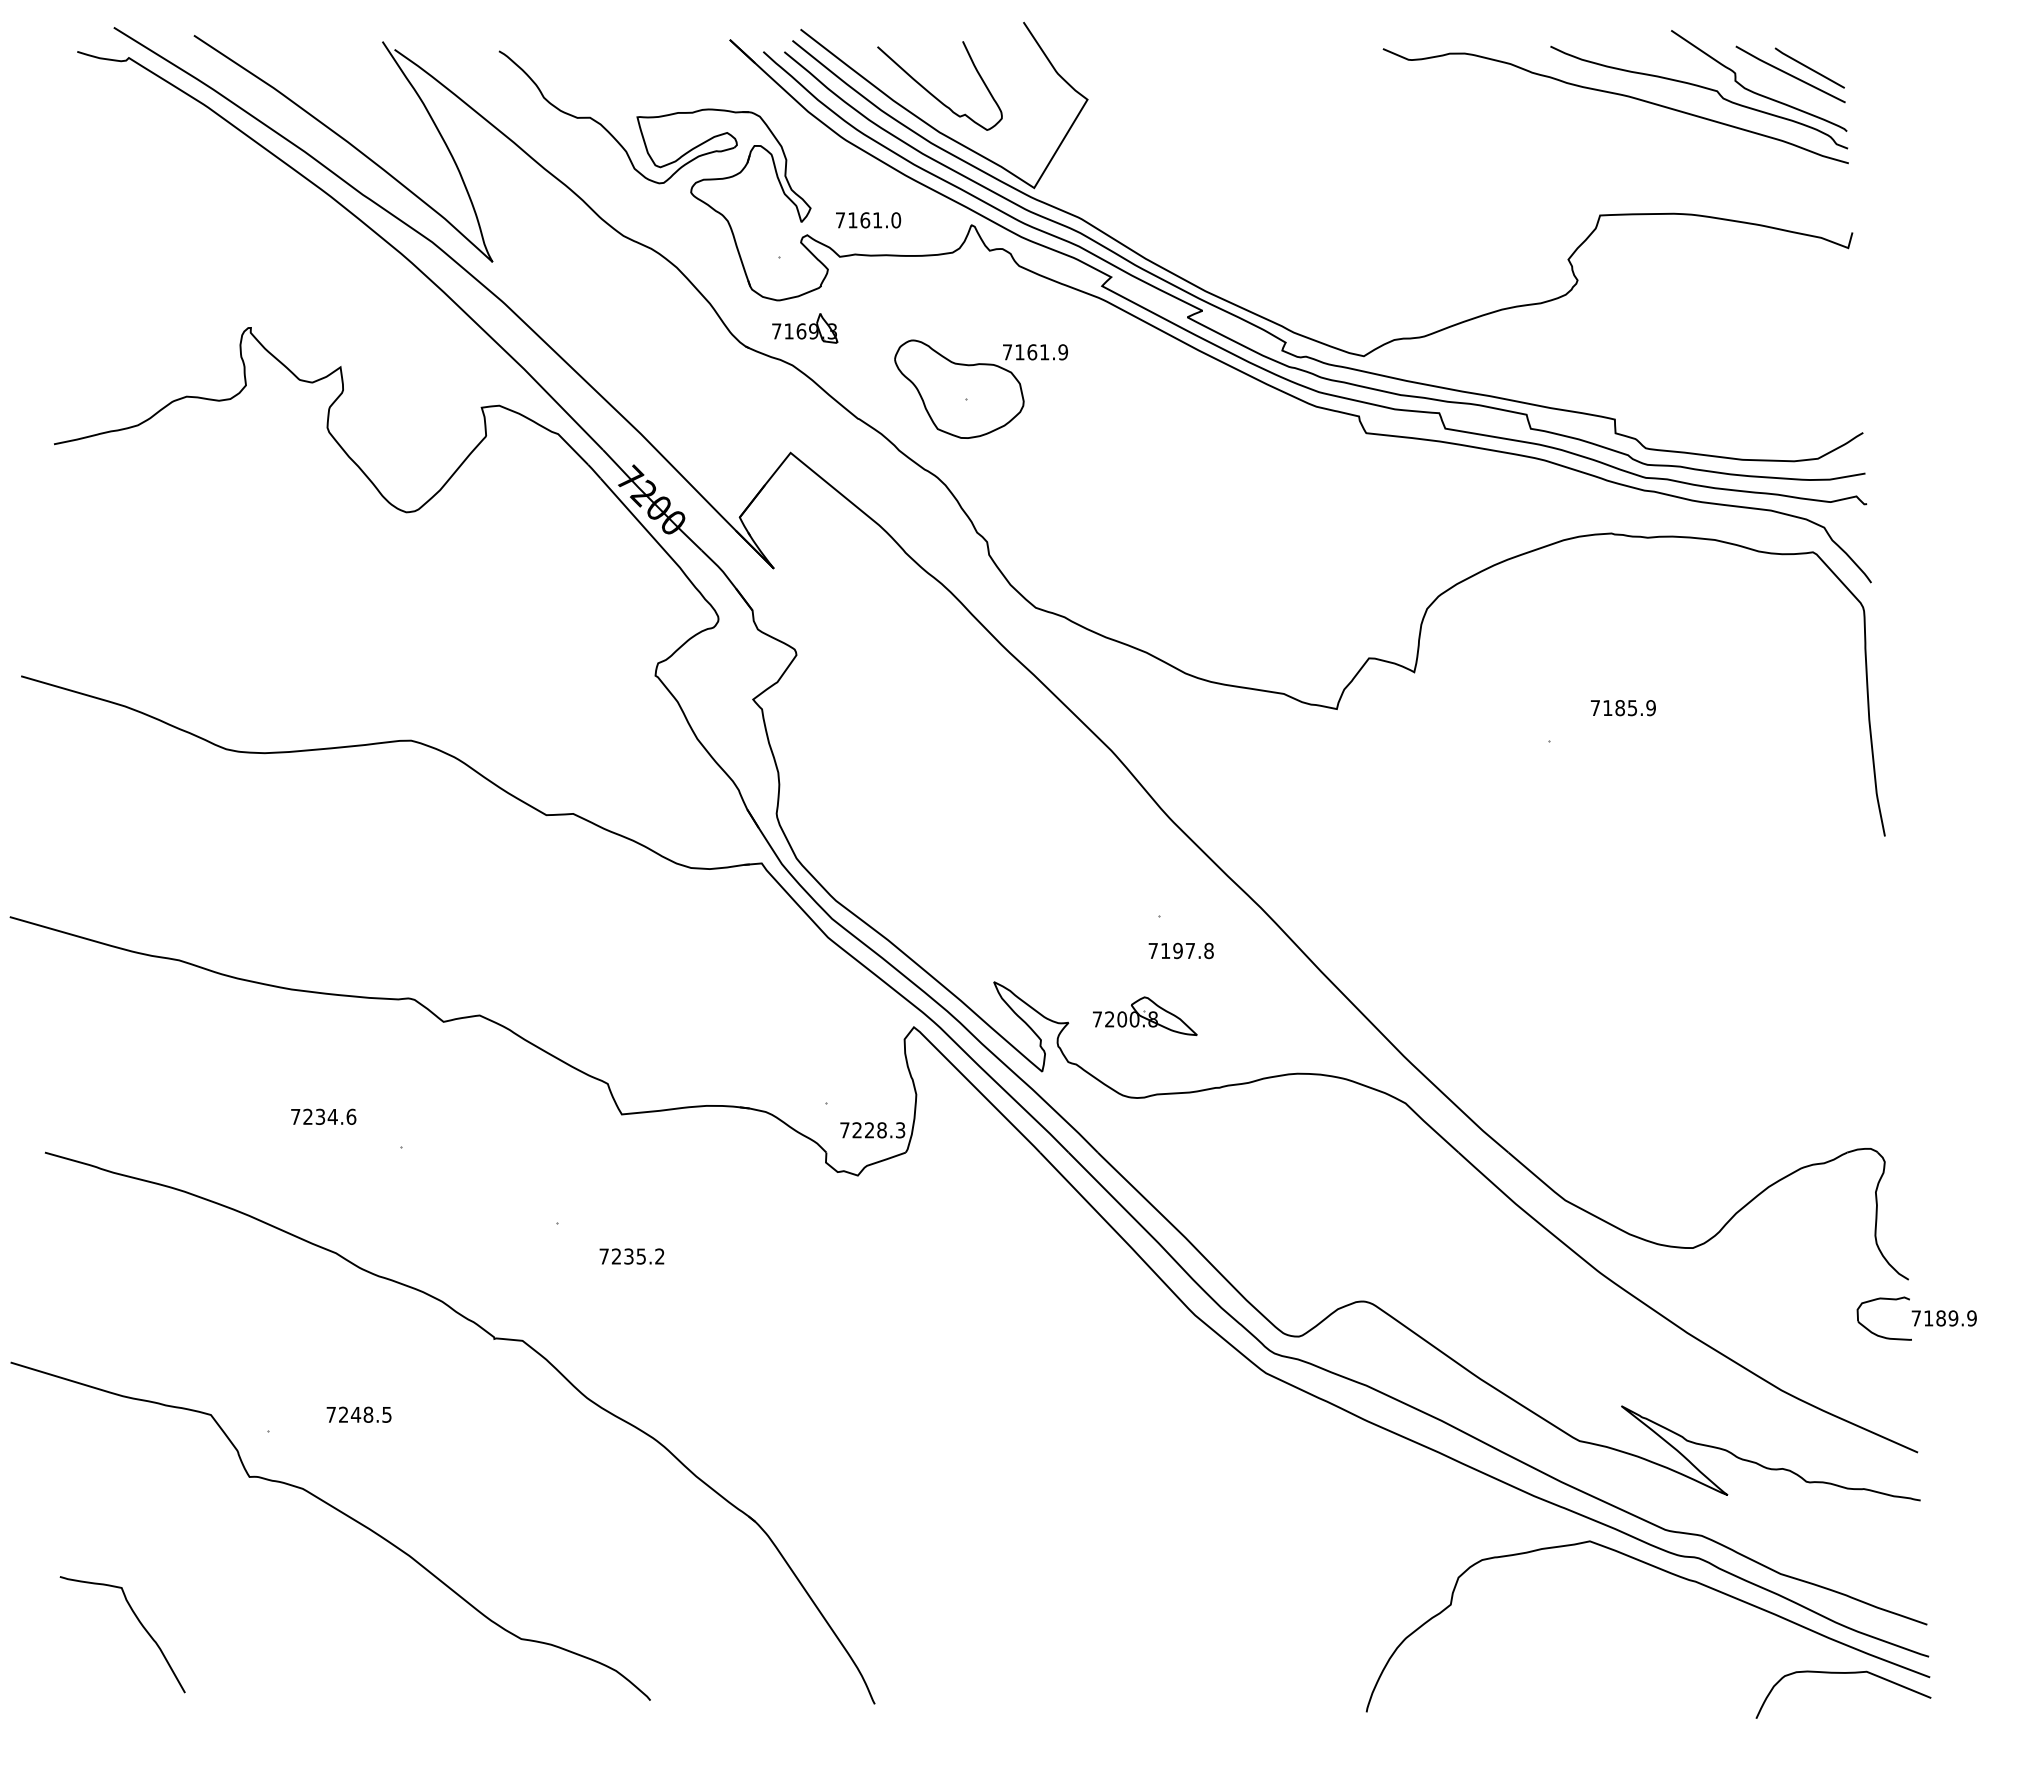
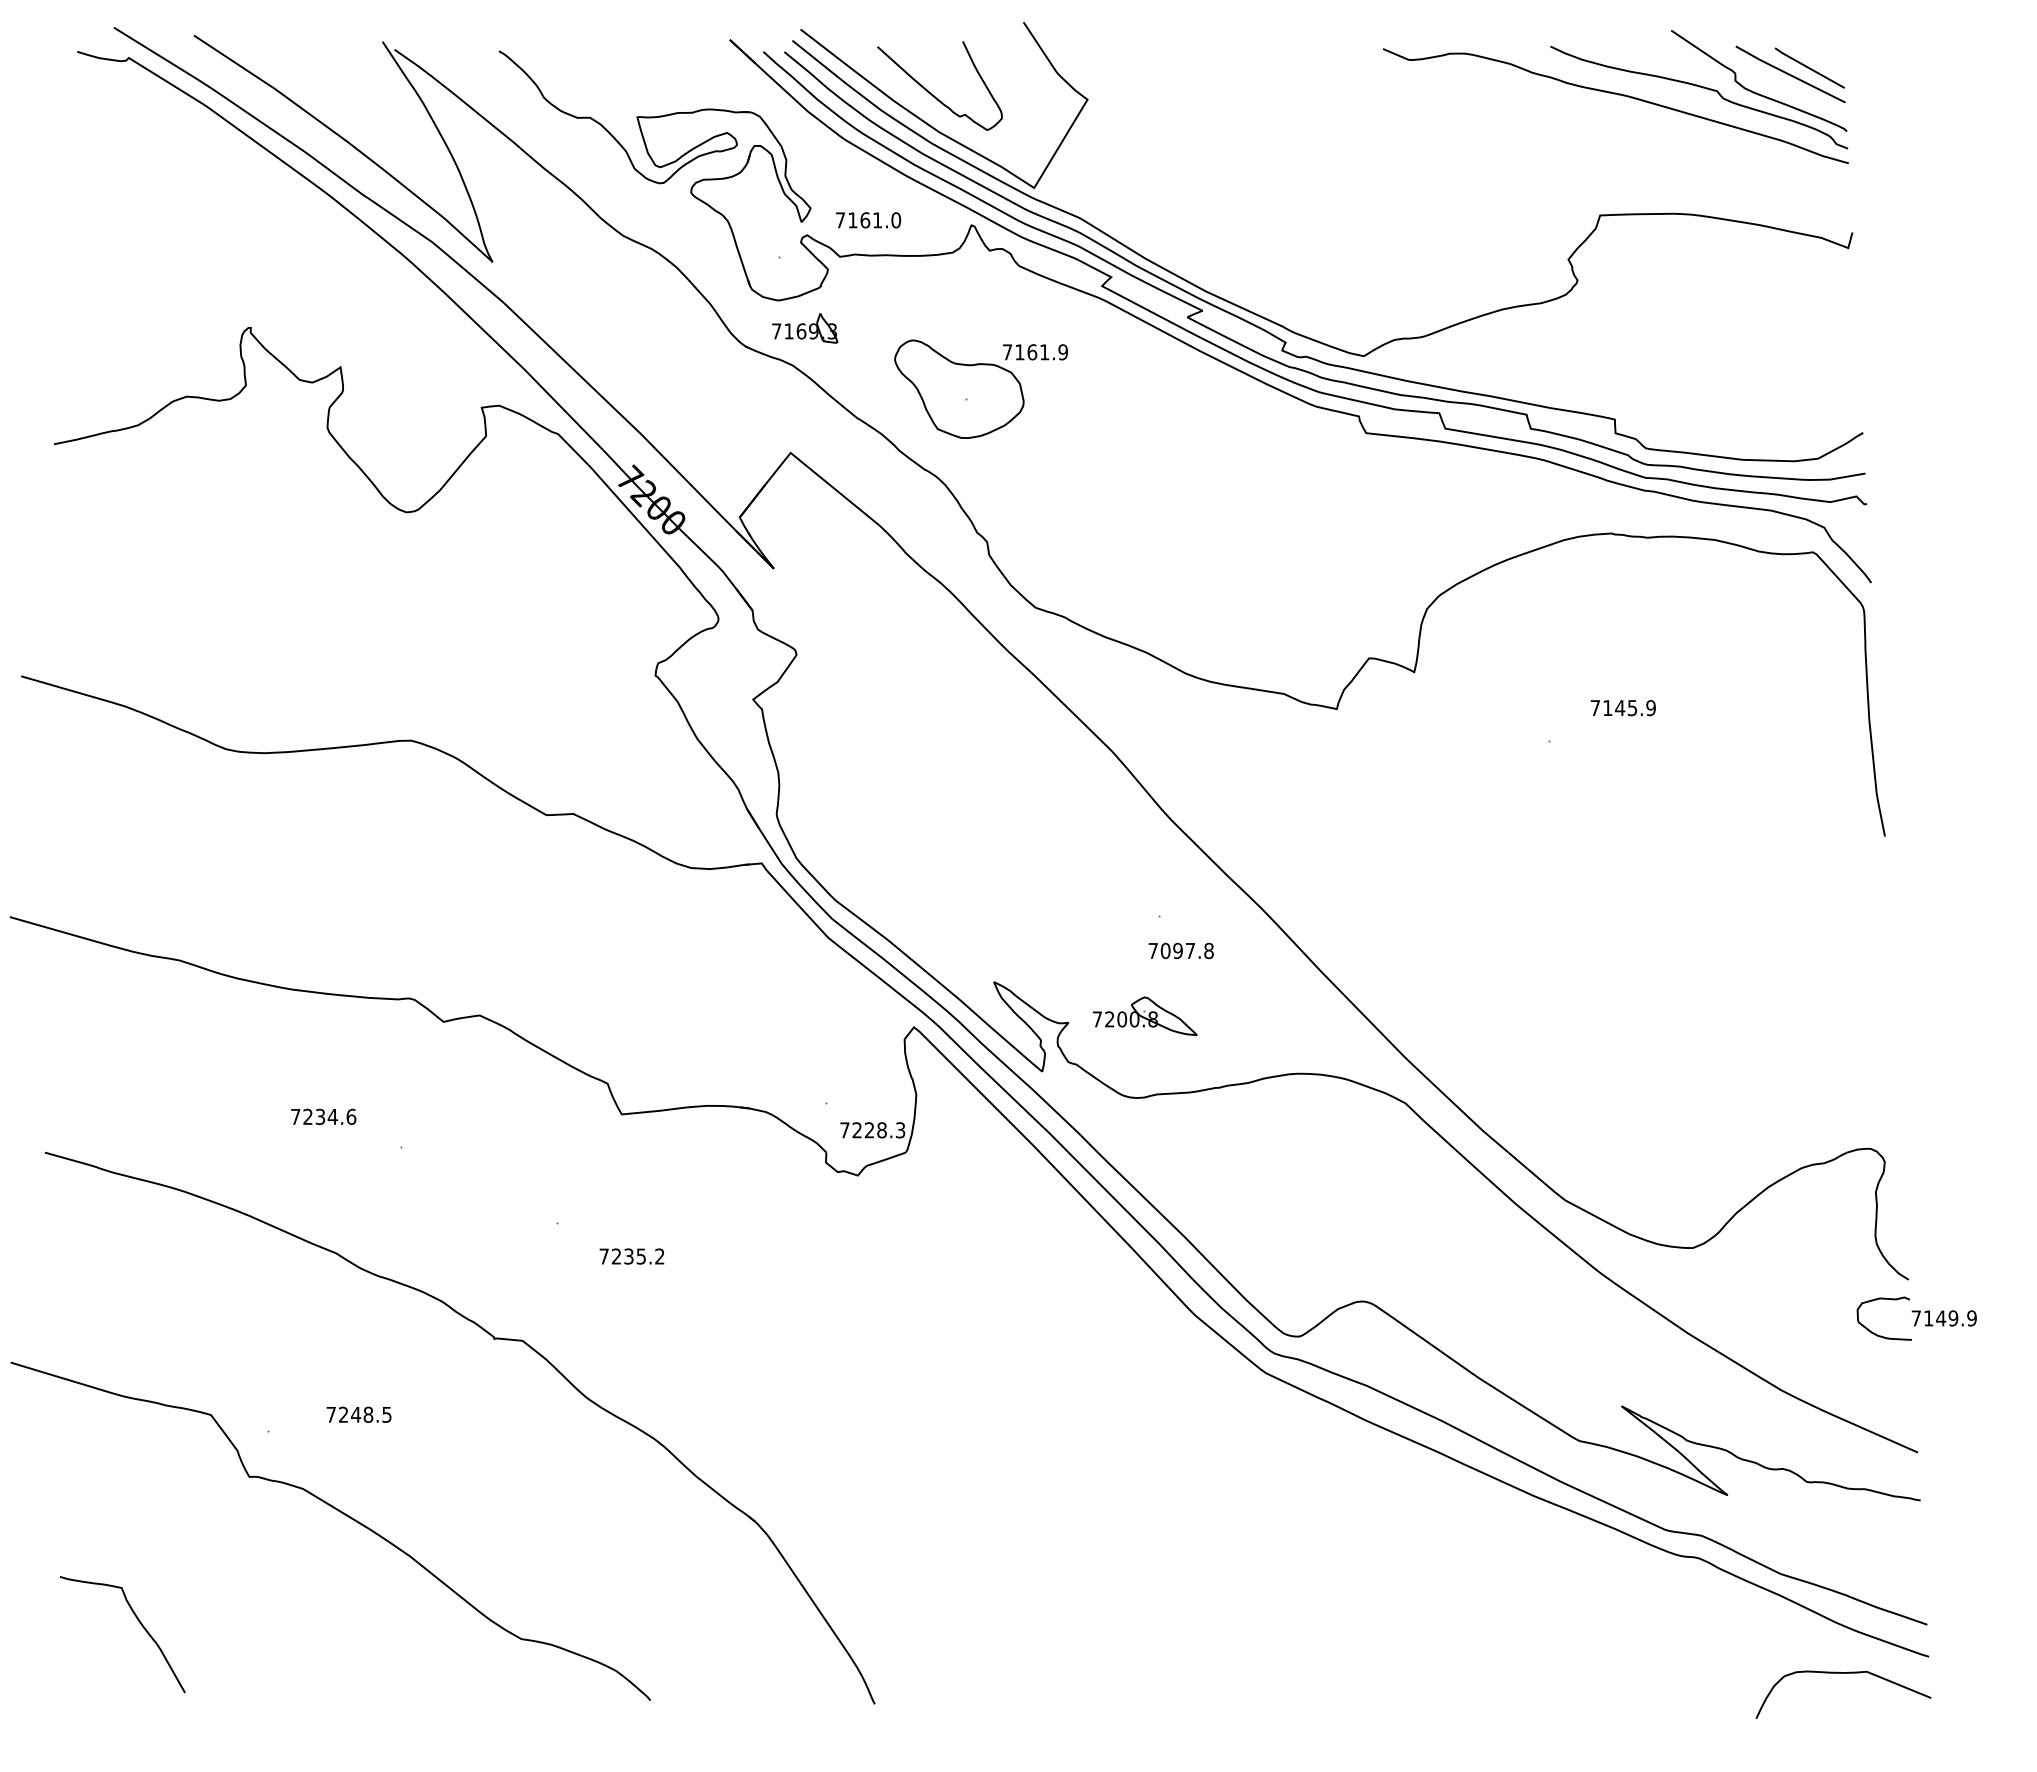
text: 7185.9 -> 7145.9 (1620, 708)
text: 7197.8 -> 7097.8 (1165, 950)
text: 7189.9 -> 7149.9 (1941, 1318)
curve: present -> none (1668, 1573)
